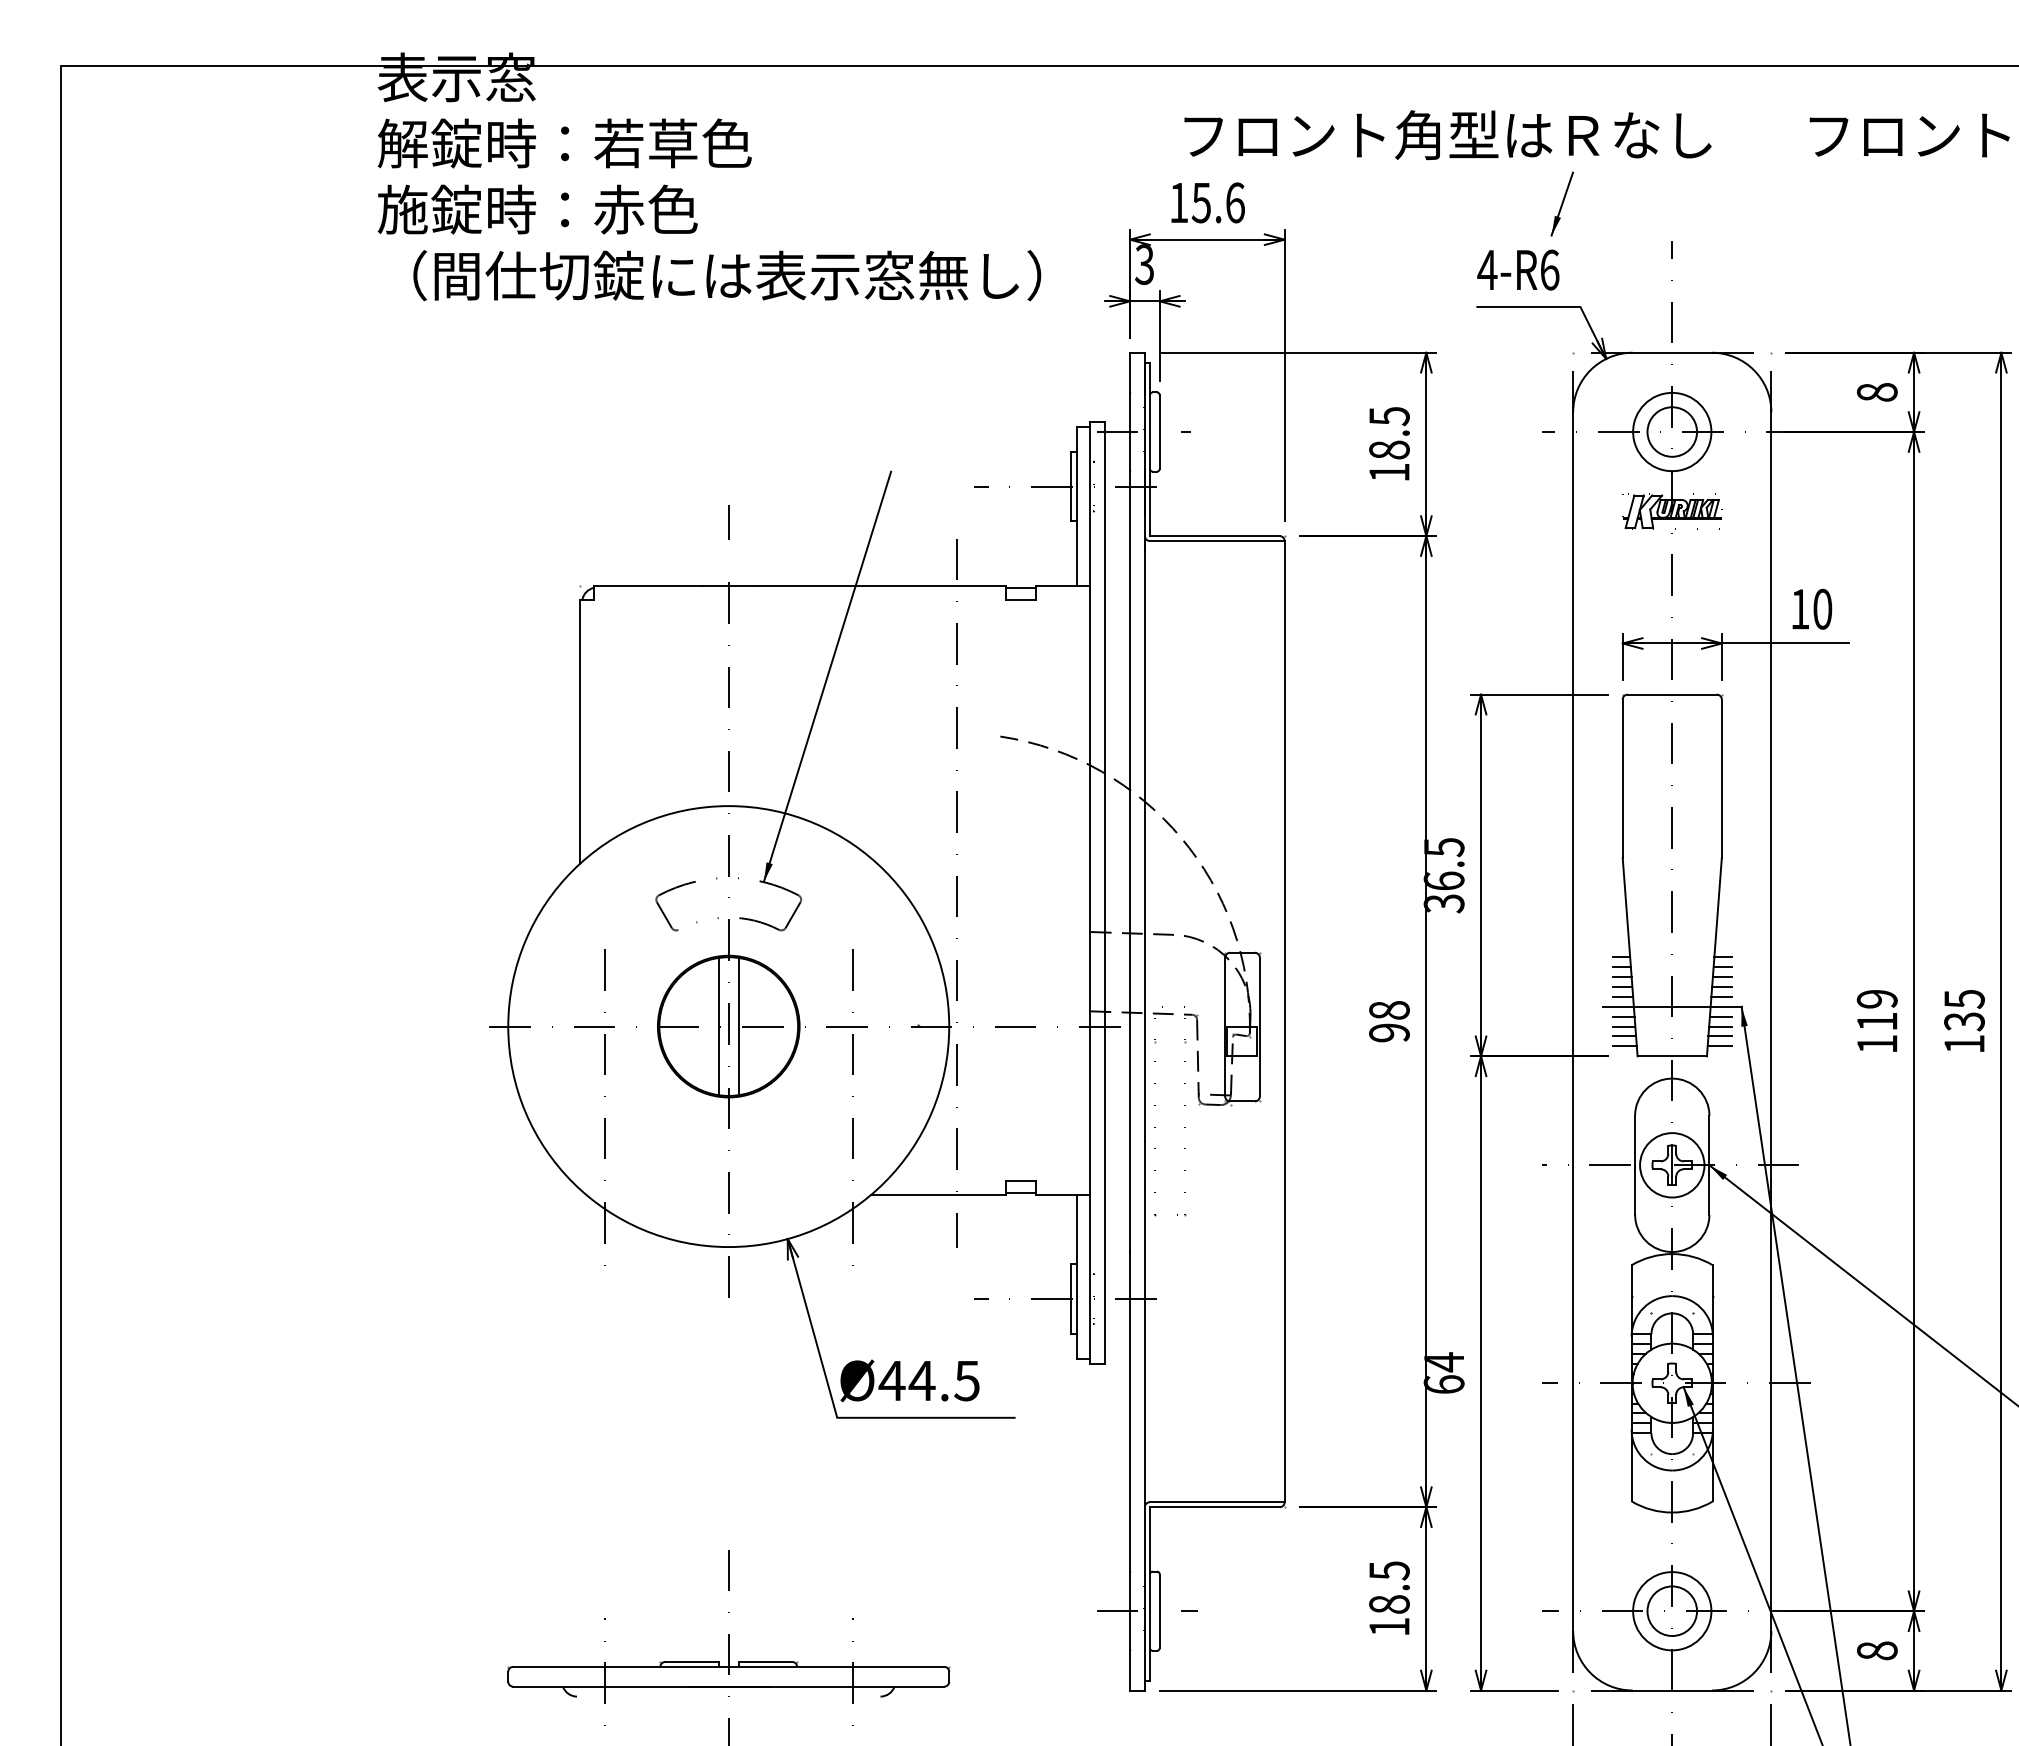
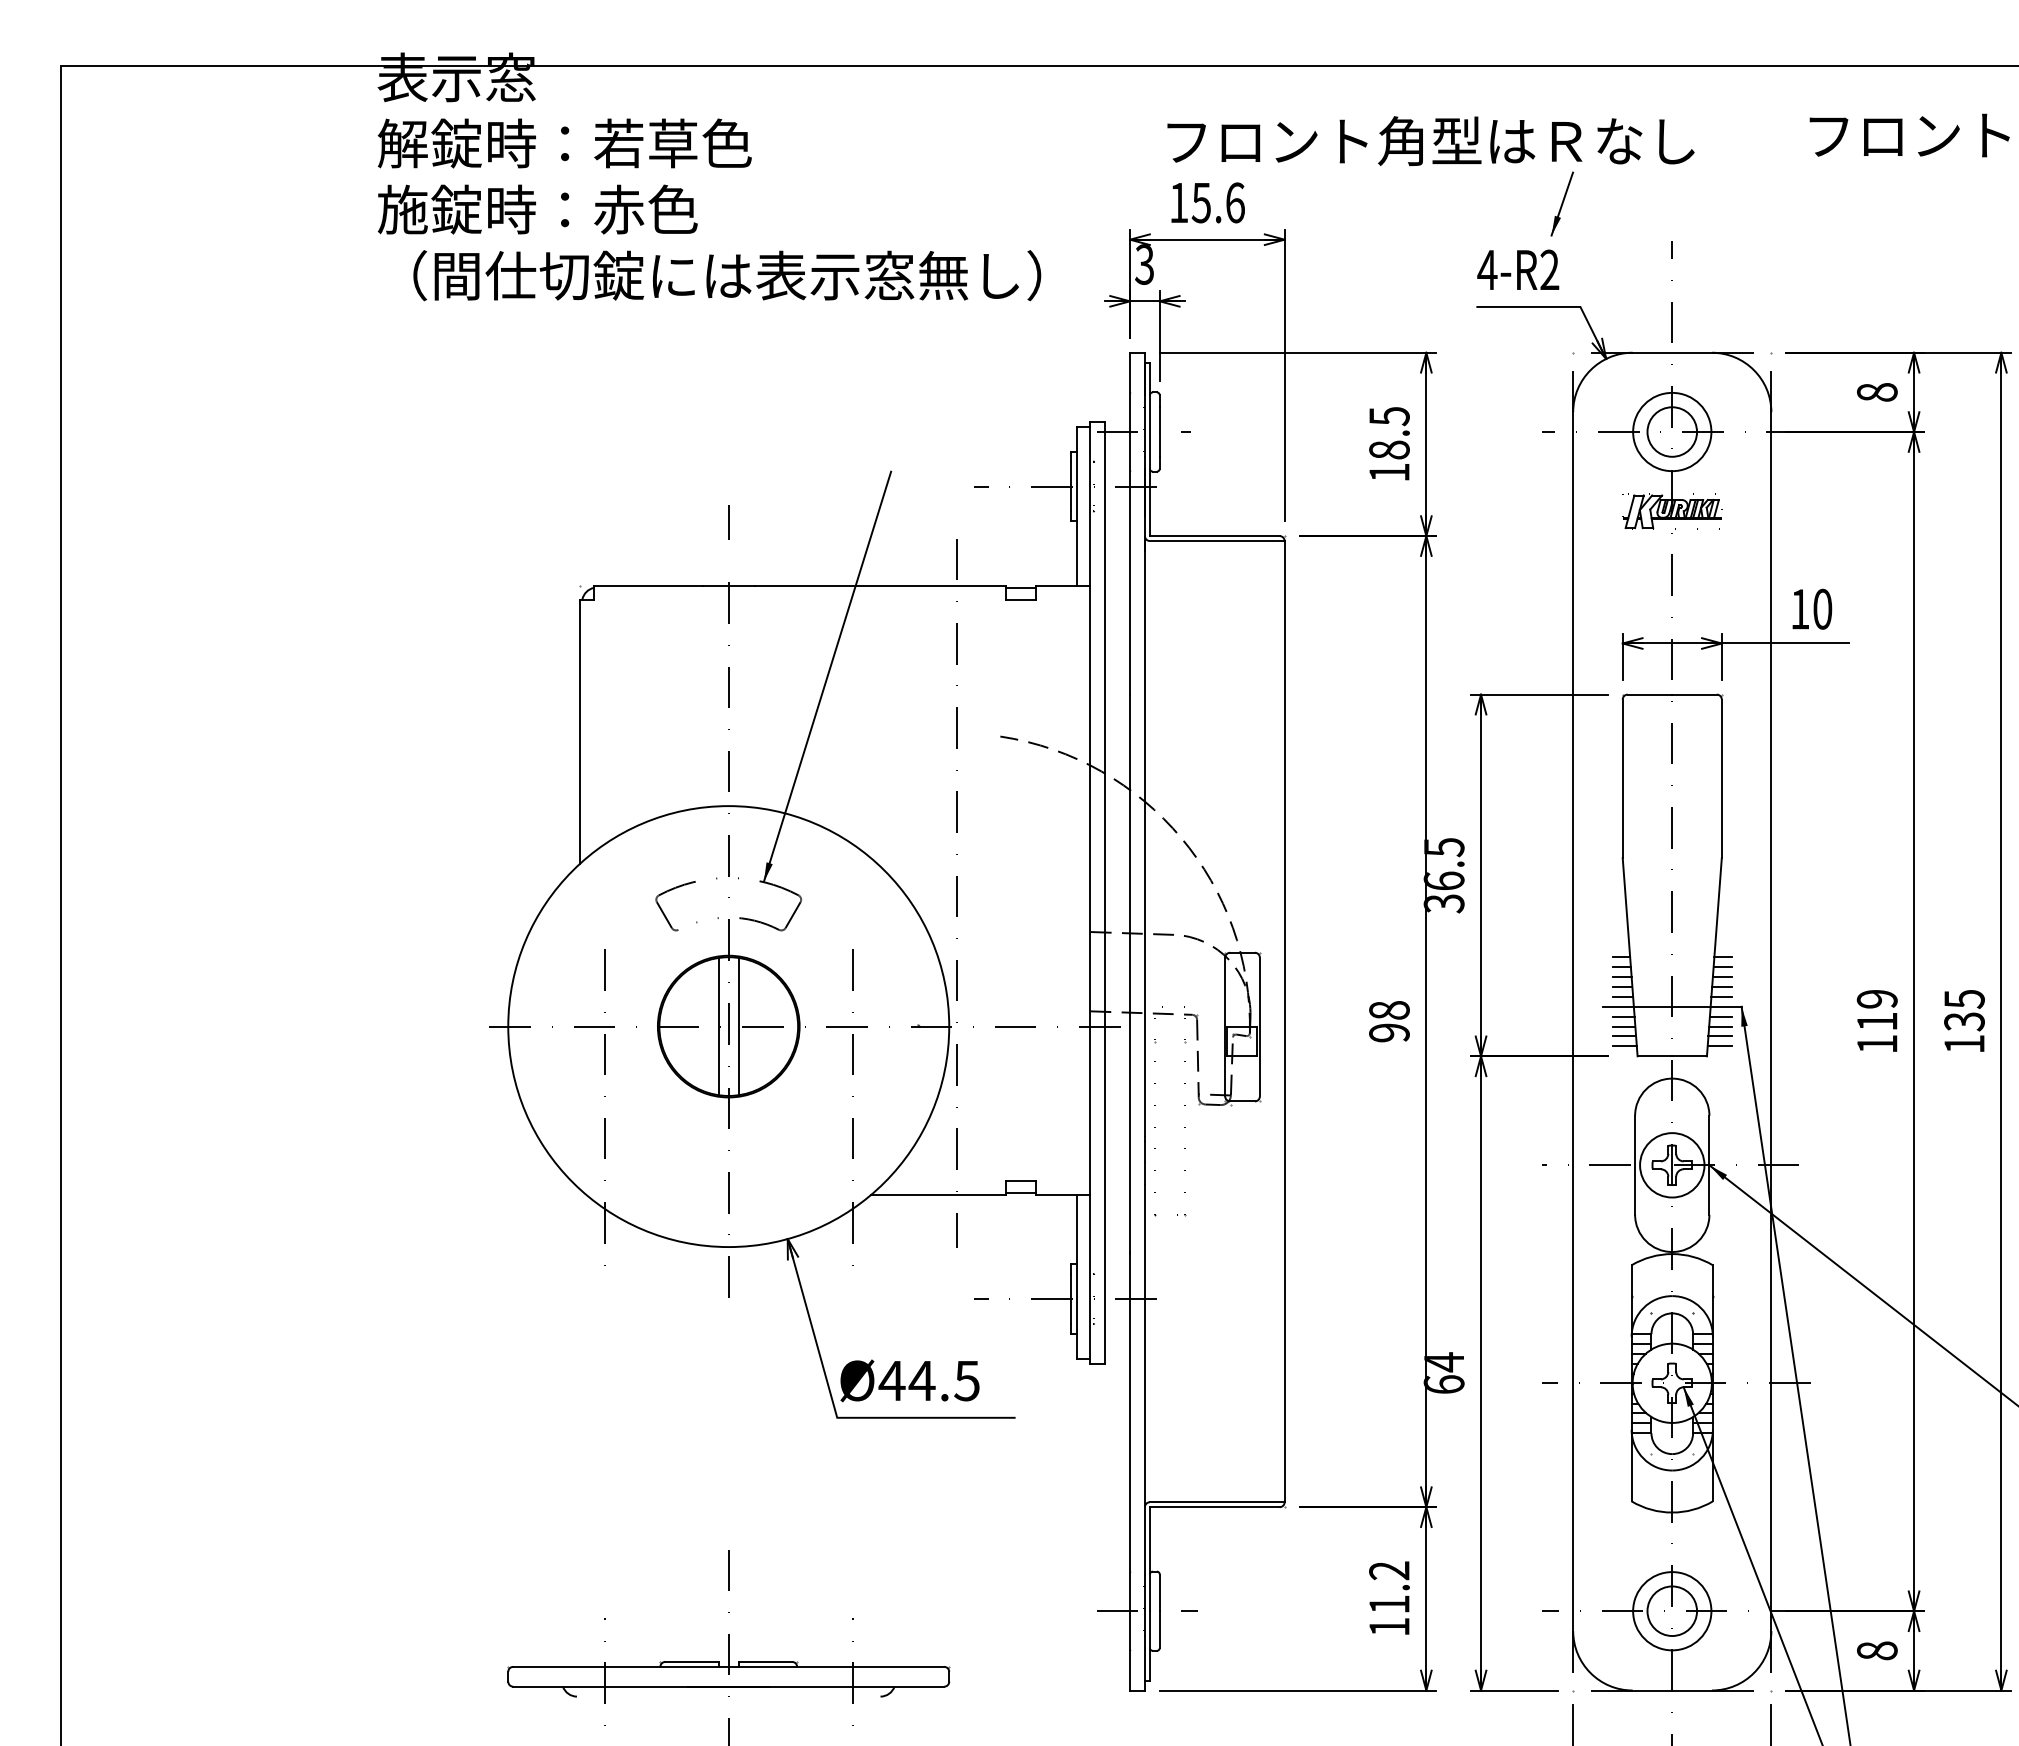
text position: (1447, 134) -> (1430, 140) (1430, 140)
text: 4-R6 -> 4-R2 (1549, 269)
text: 18.5 -> 11.2 (1389, 1587)
